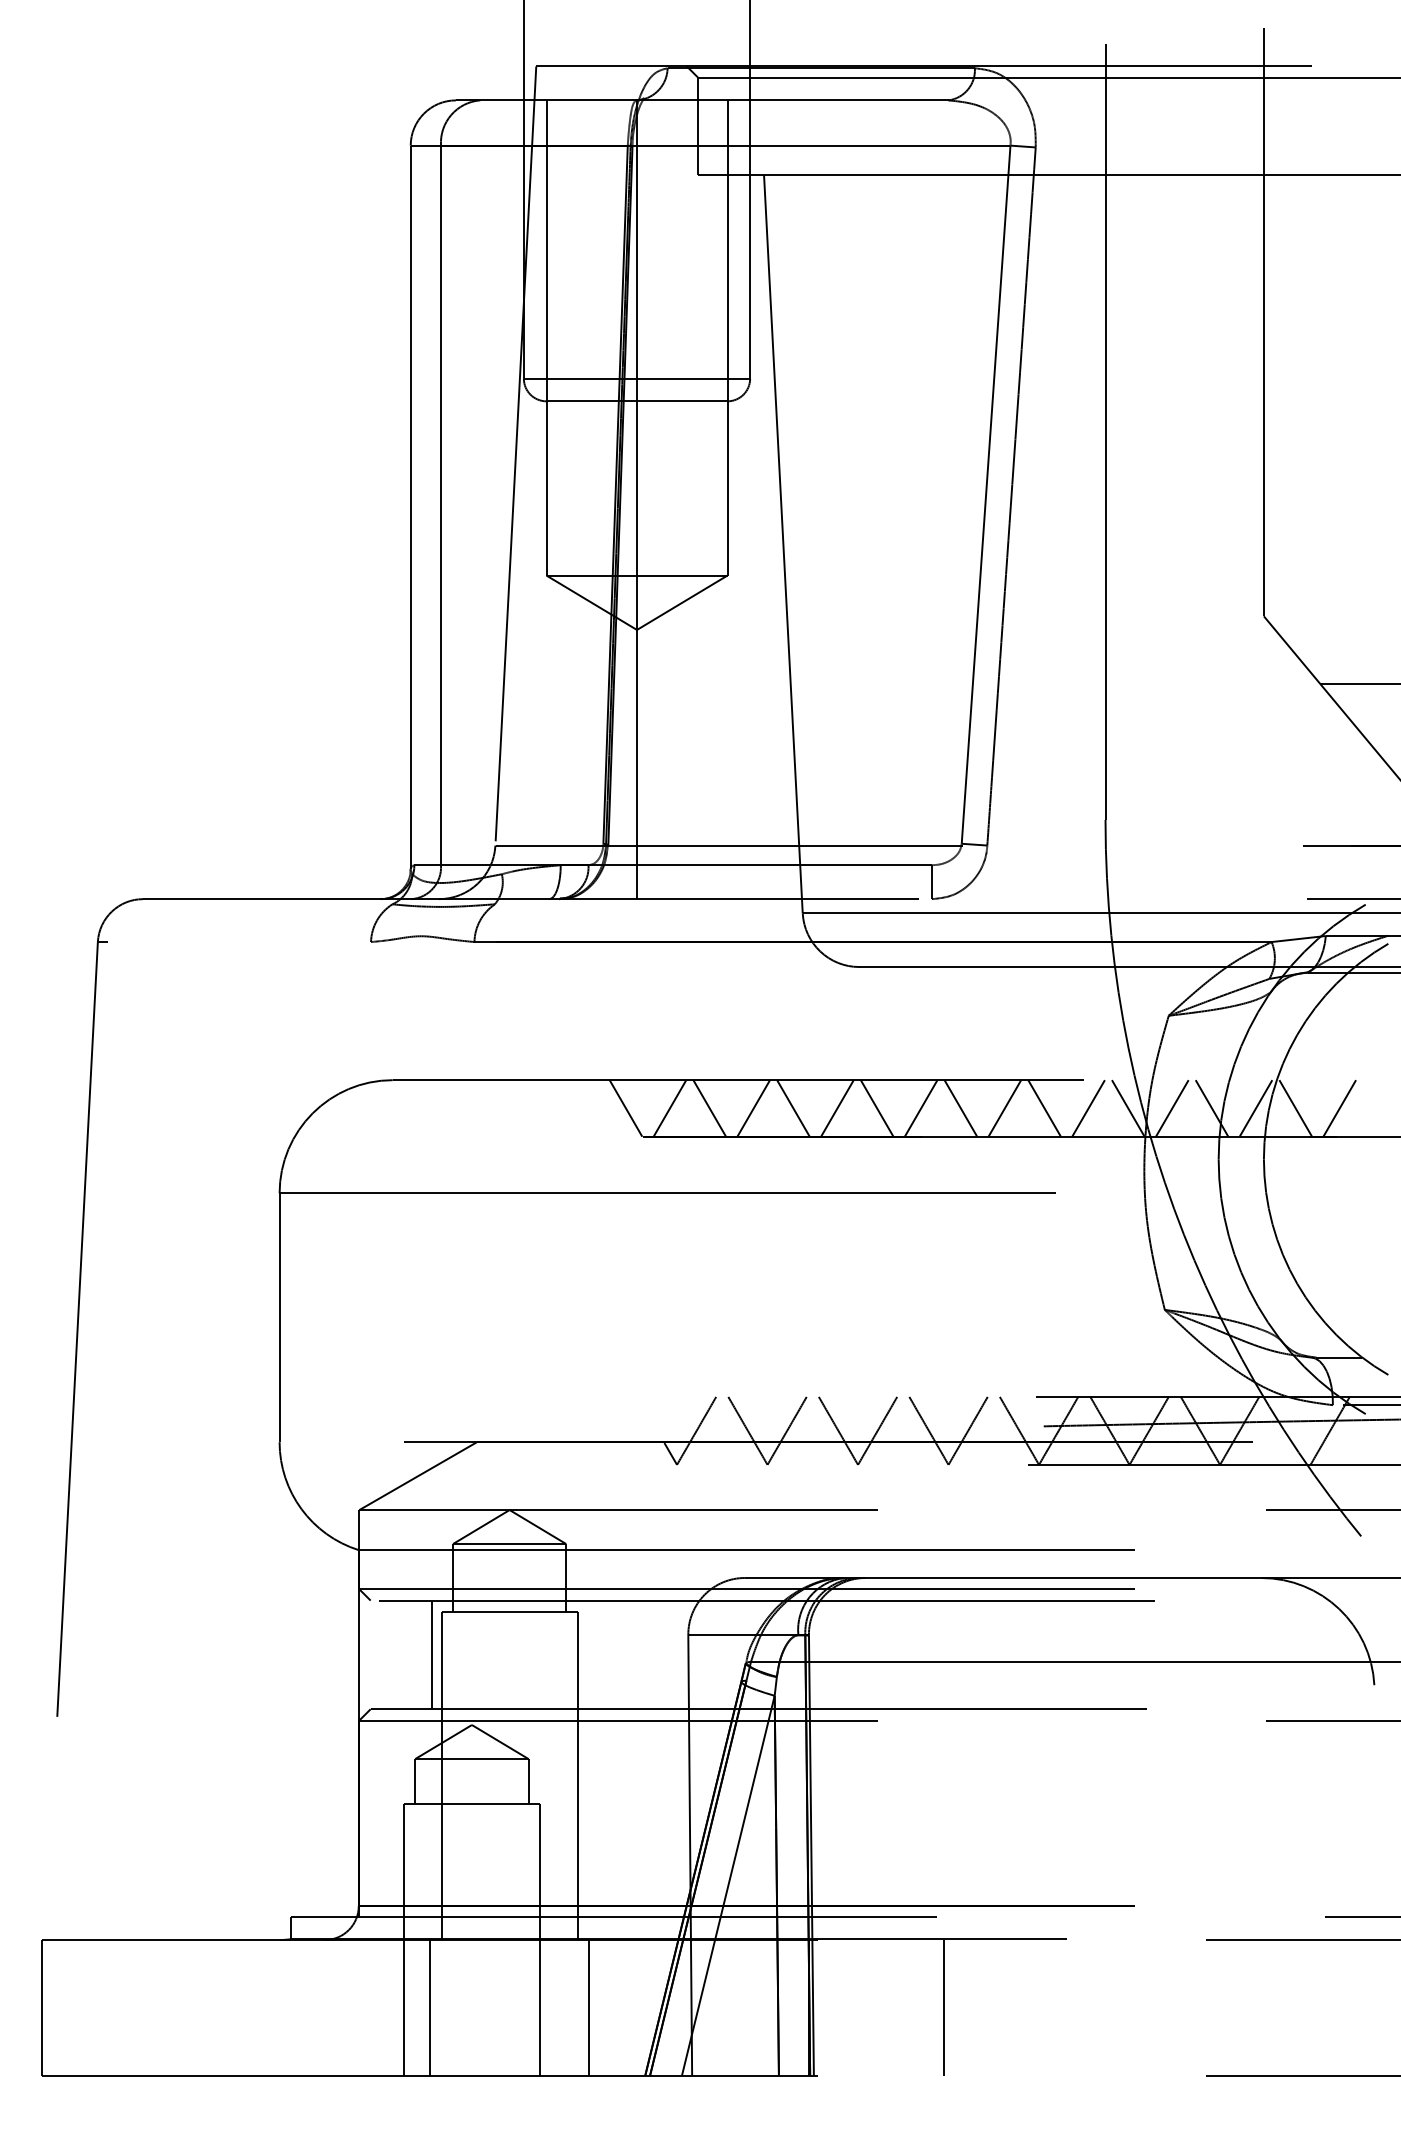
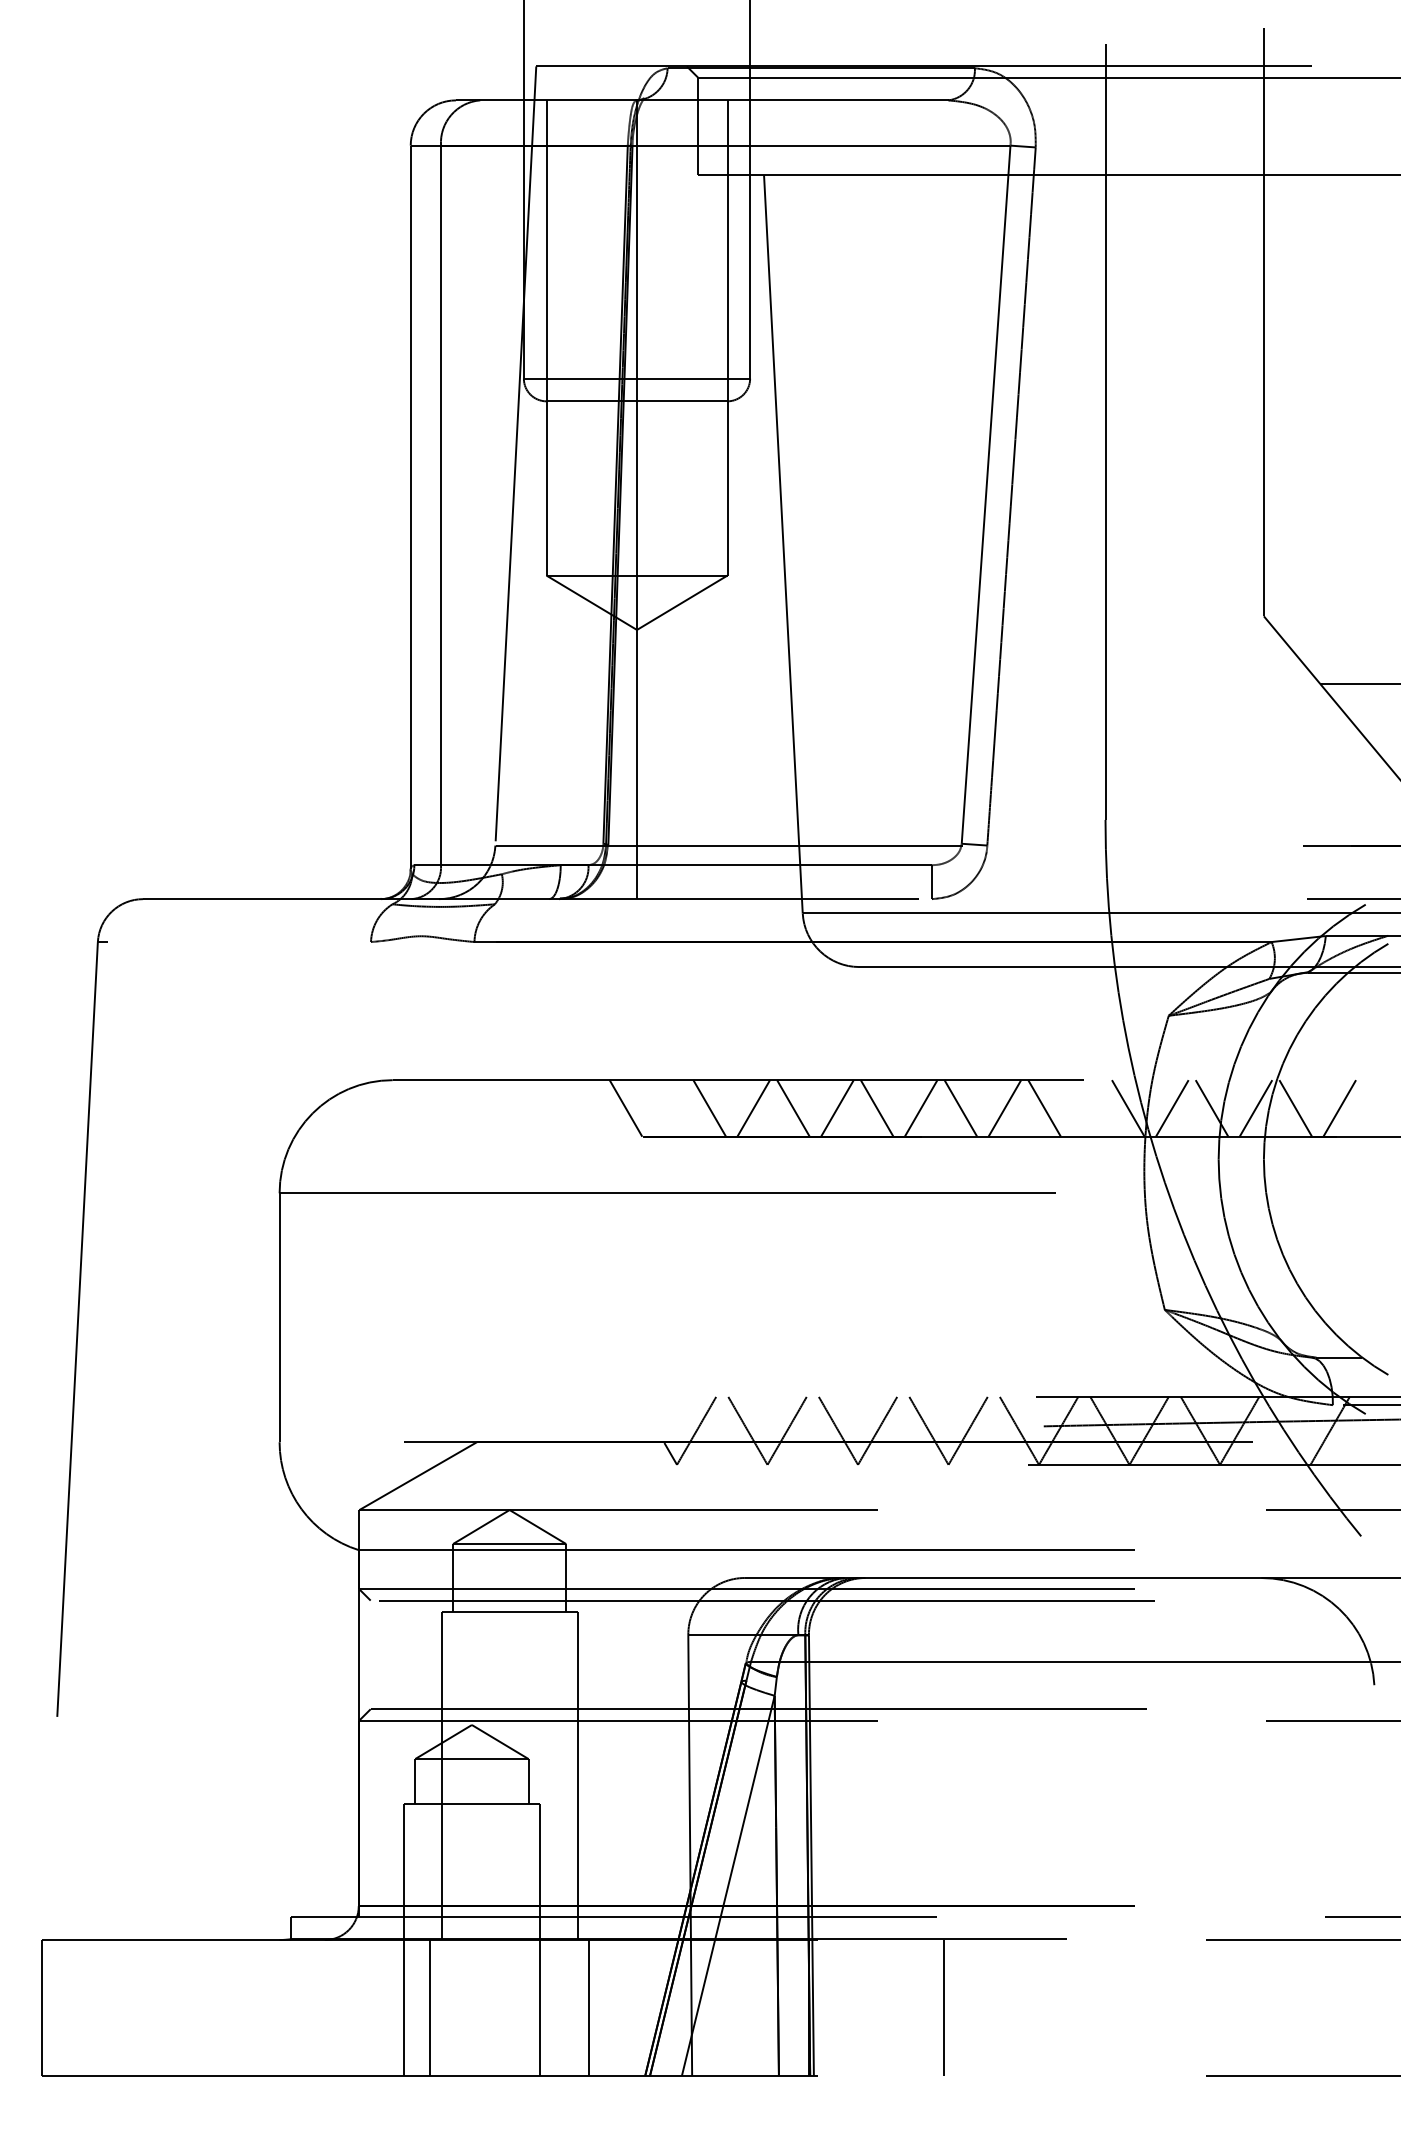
line: present -> none (669, 1108)
line: present -> none (1088, 1108)
line: present -> none (431, 1654)
